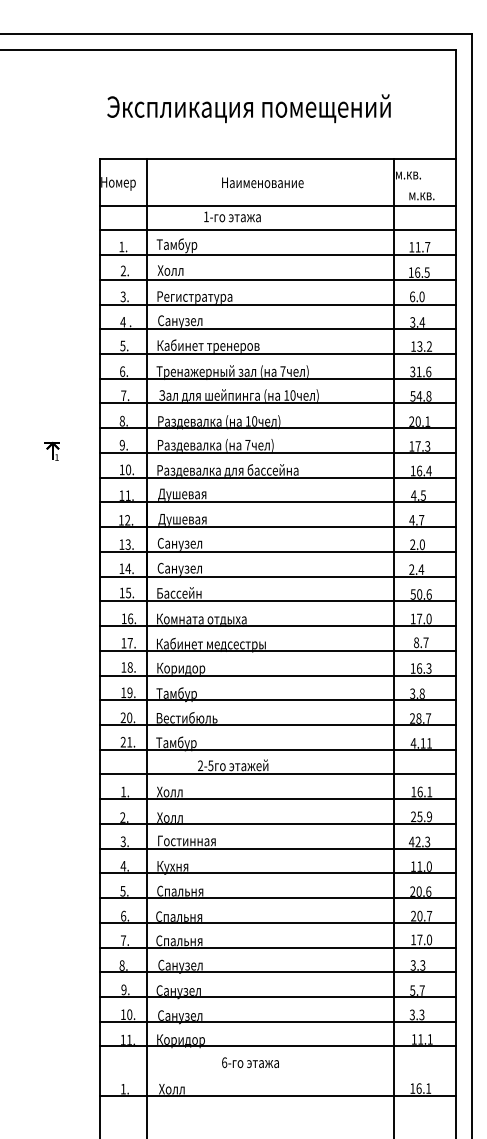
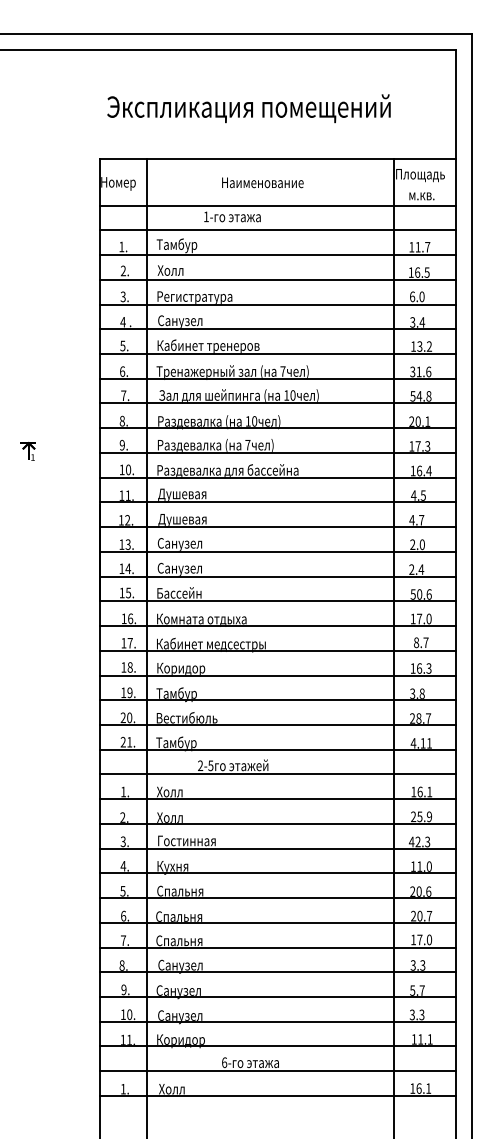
text: м.кв. -> Площадь (420, 175)
part position: (51, 450) -> (27, 450) (27, 450)
line: none -> present (277, 1071)
